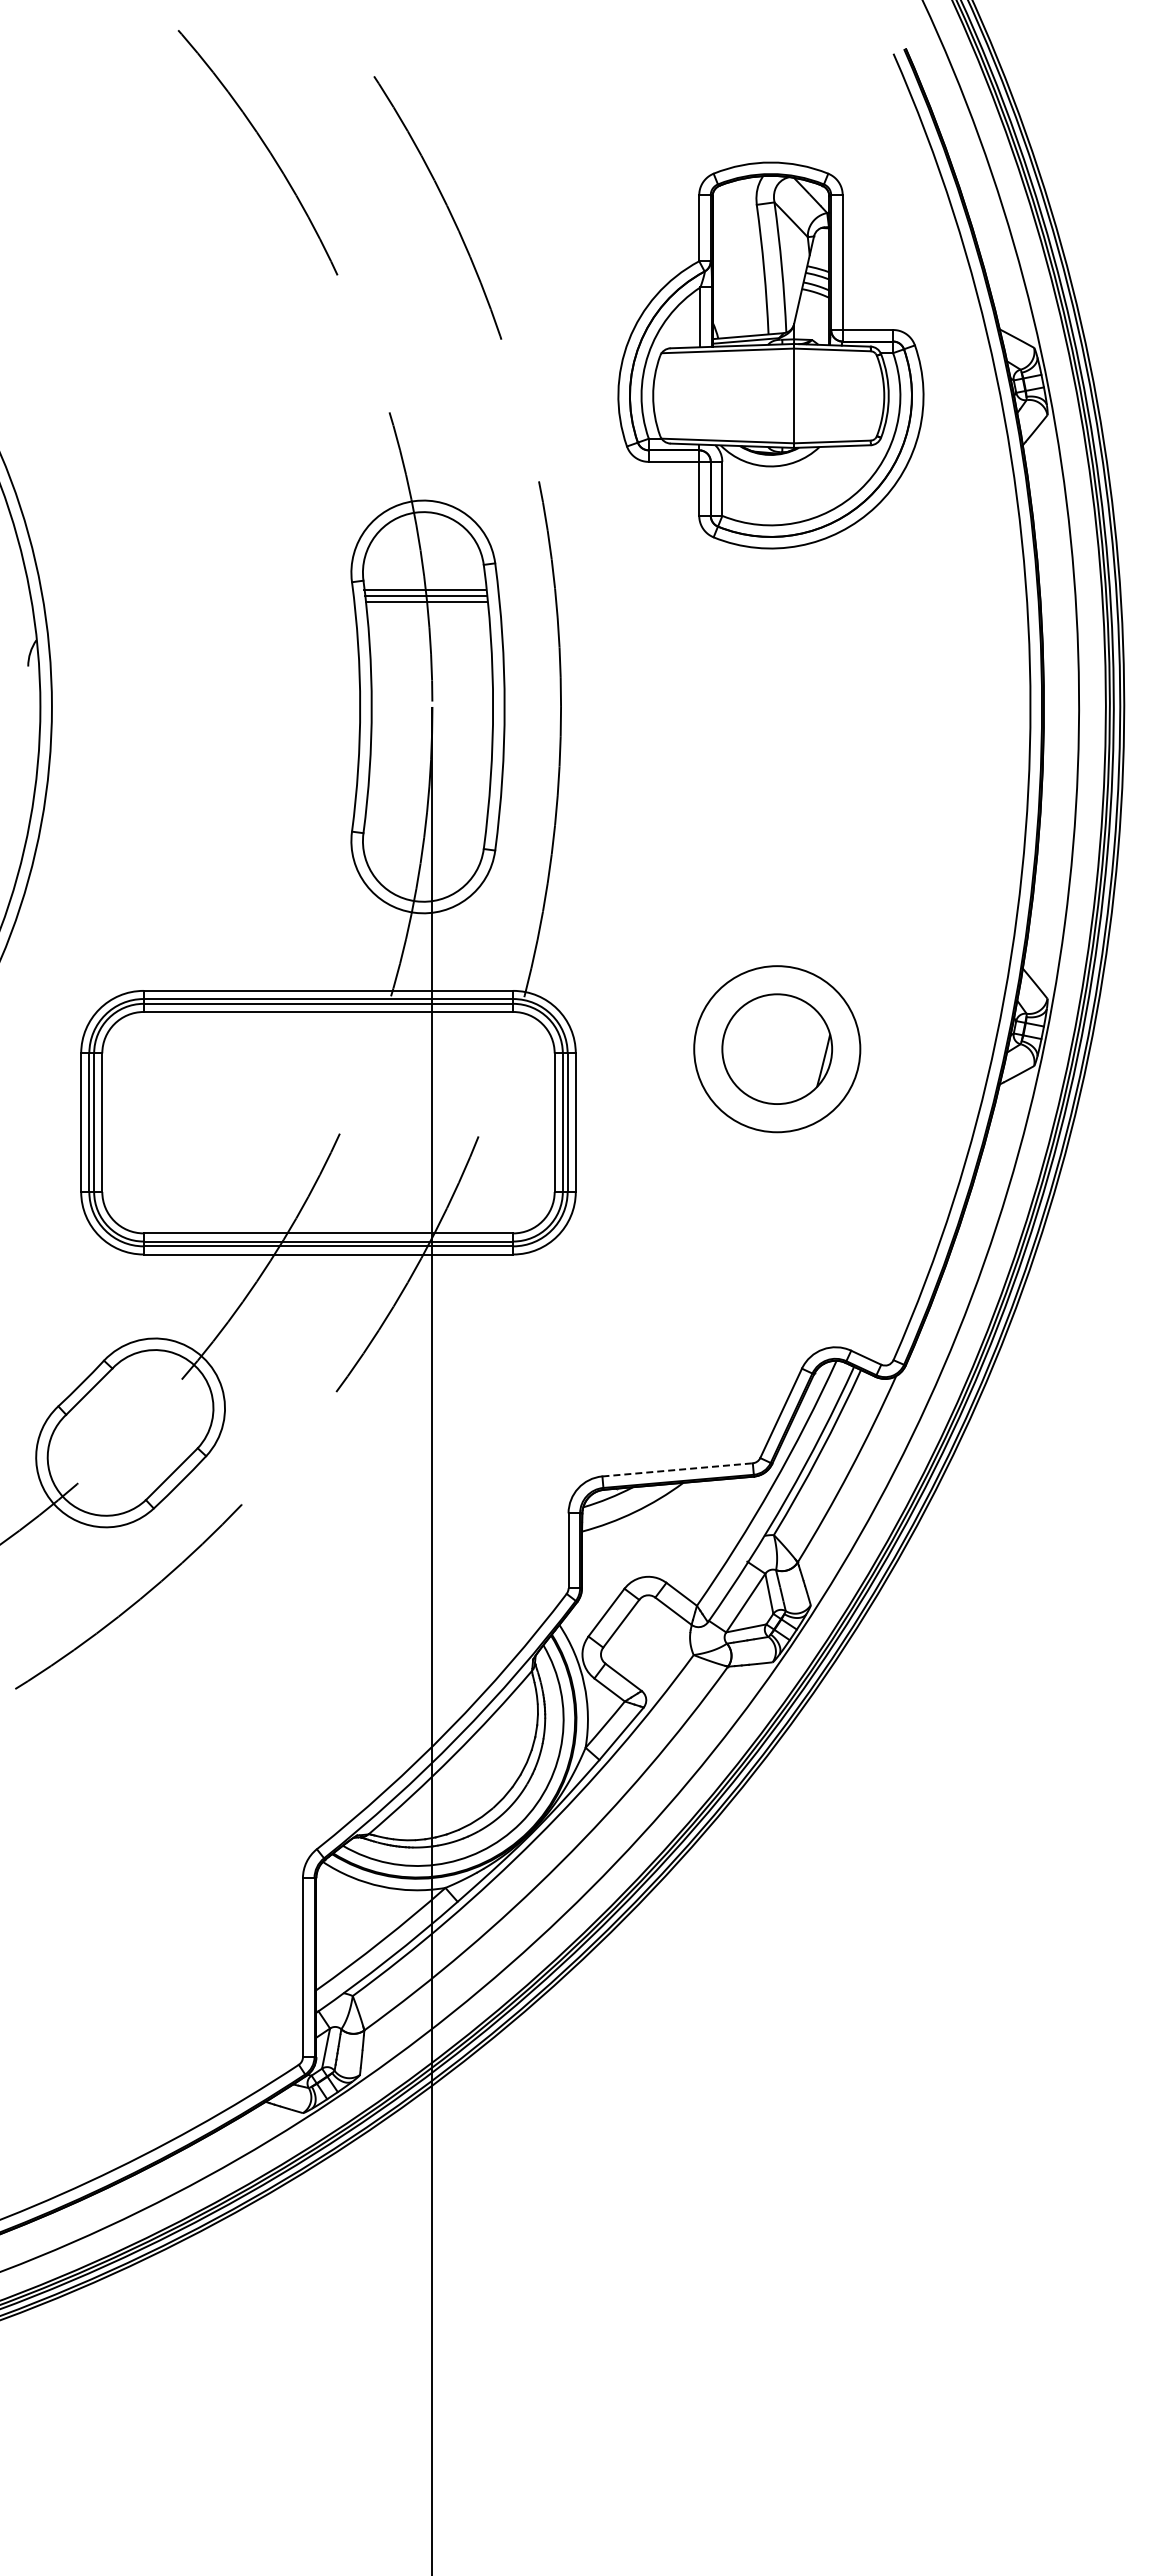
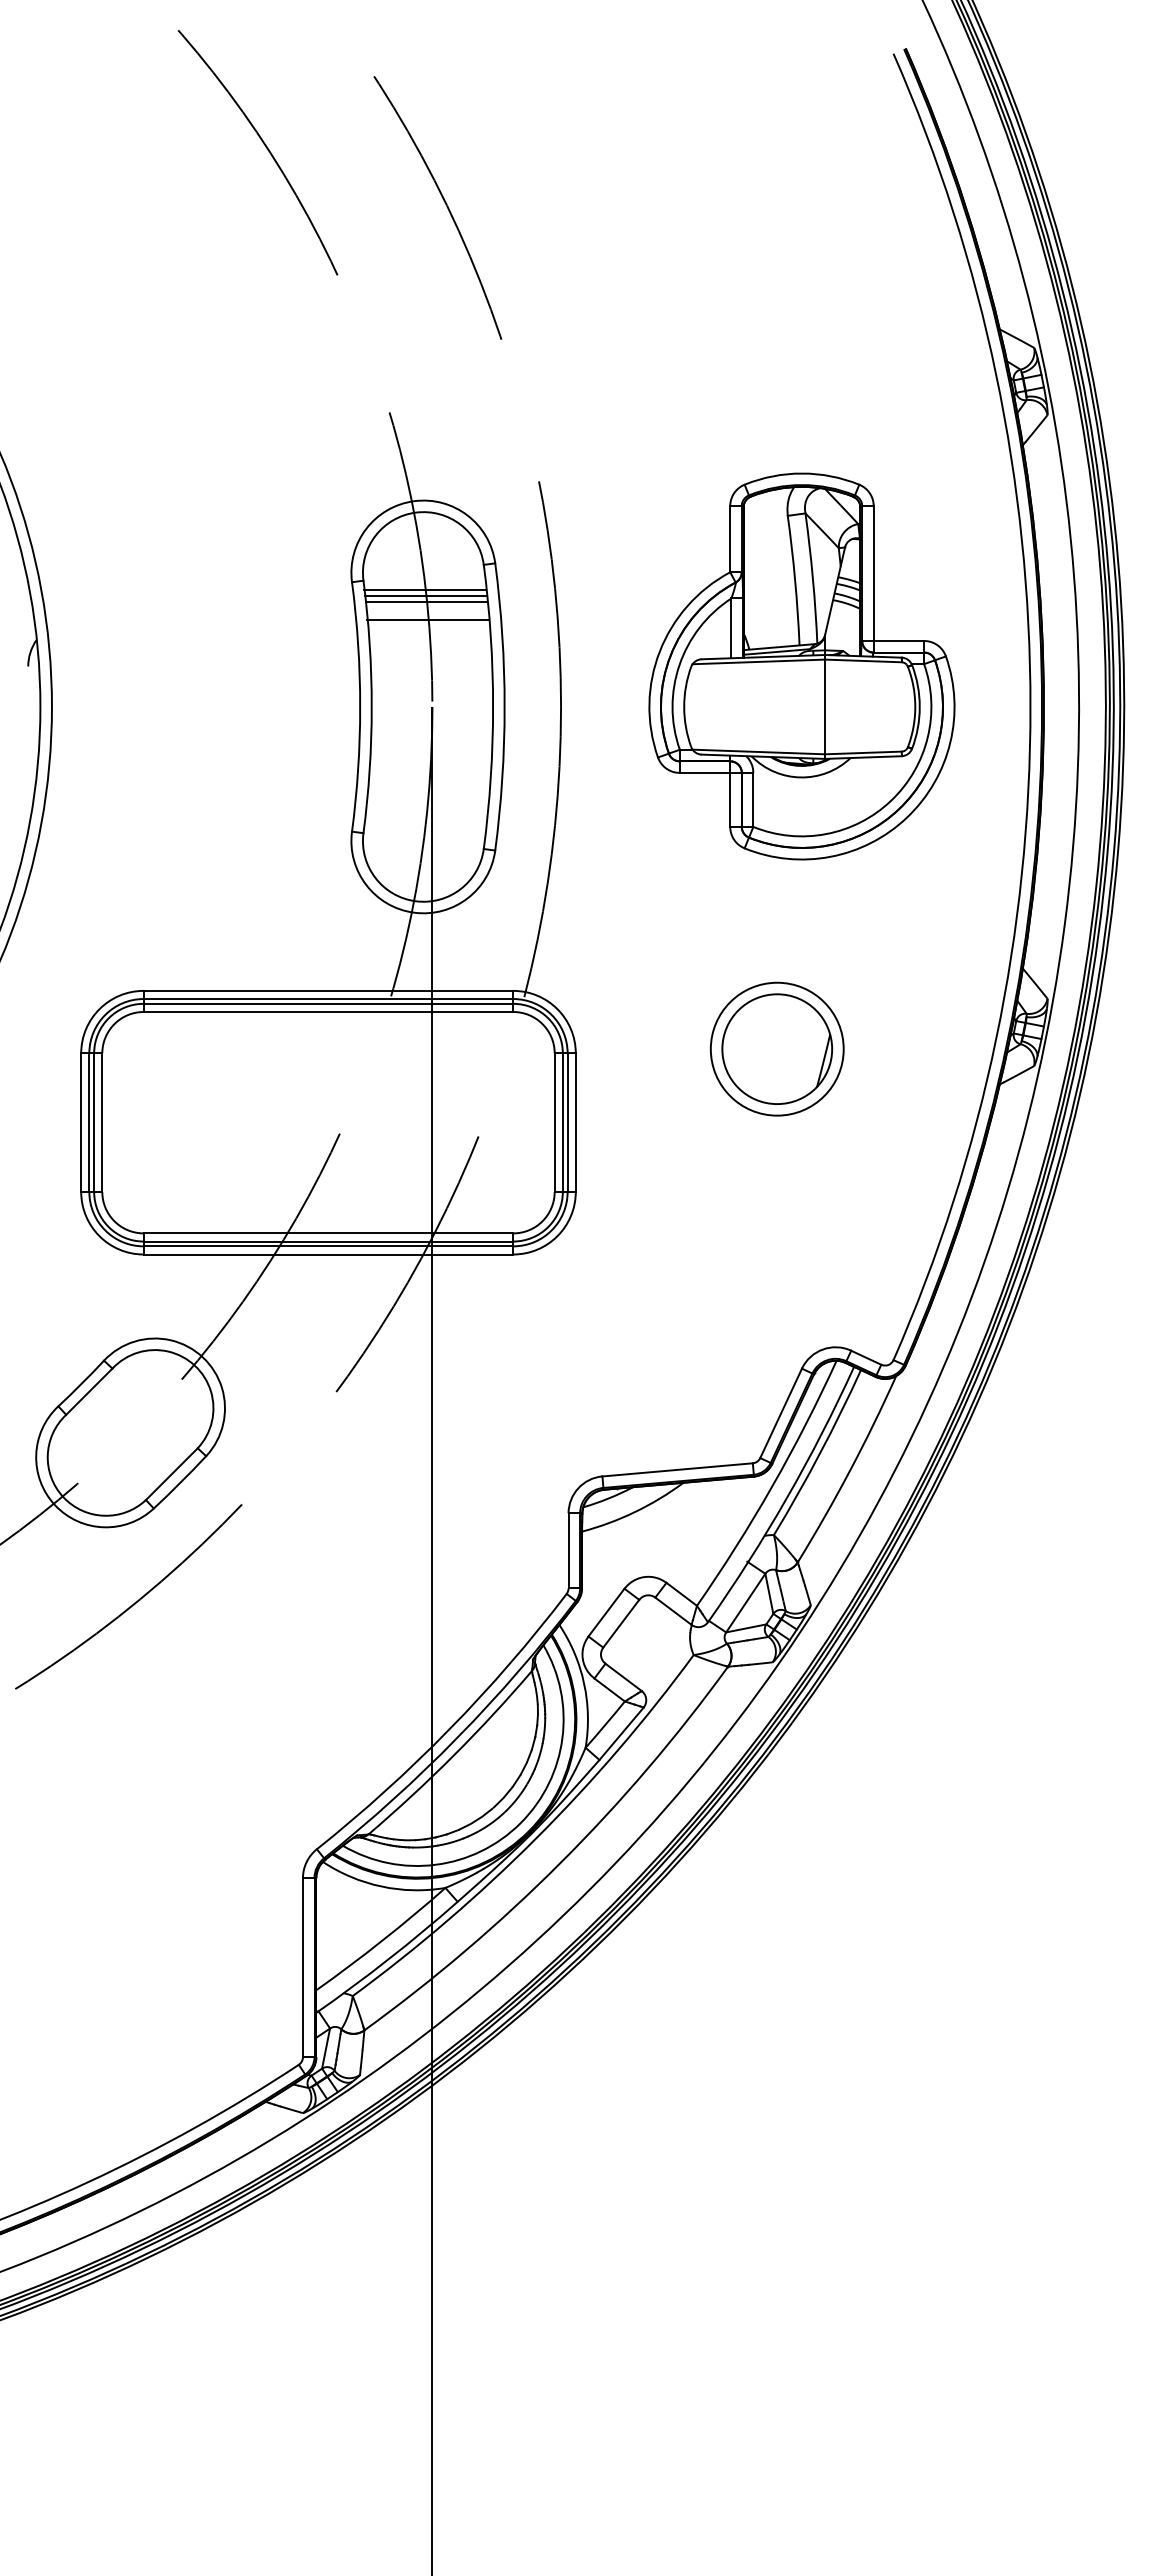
part position: (770, 355) -> (801, 666) (801, 666)
line: none -> present (428, 620)
circle diameter: 166 px -> 133 px (776, 1048)
line: dashed -> solid (678, 1469)
